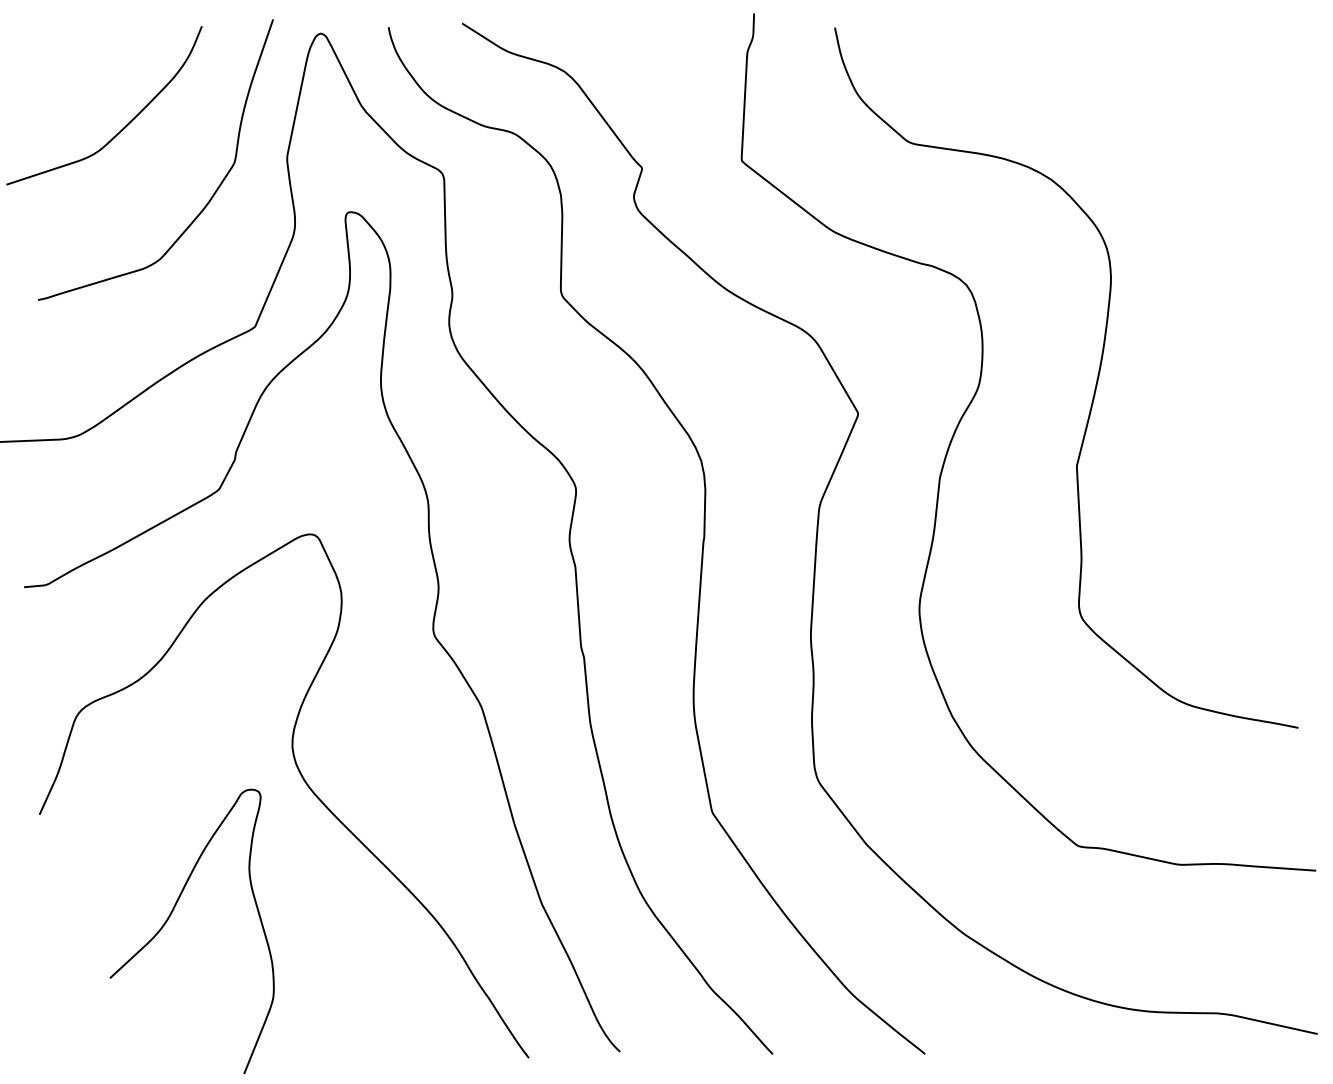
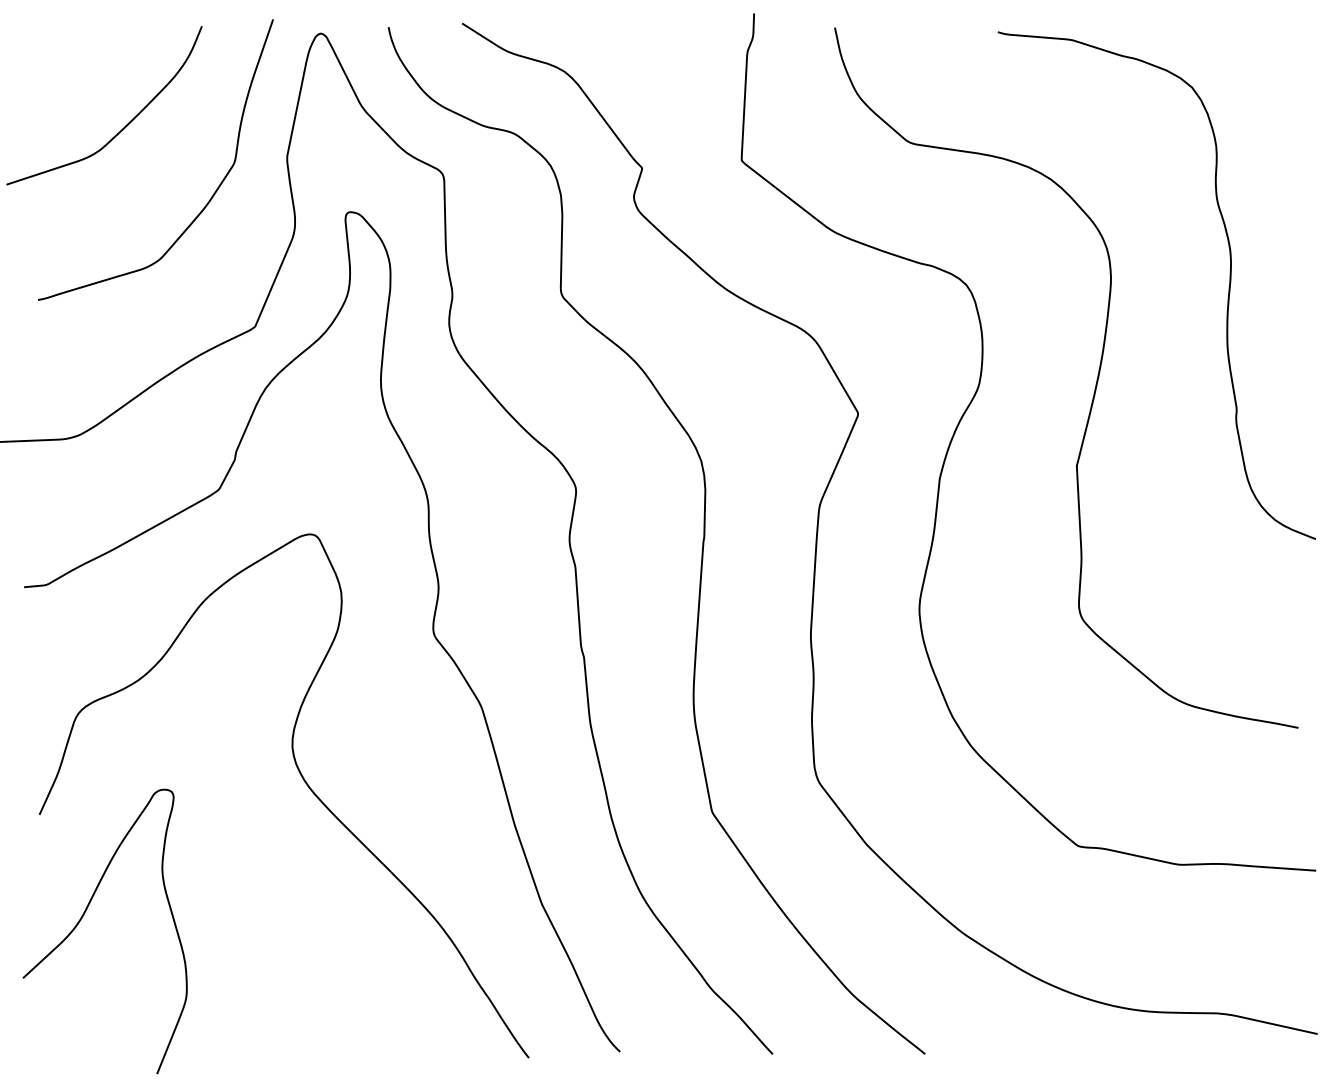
curve: none -> present (1227, 297)
curve position: (168, 920) -> (81, 920) (81, 920)
